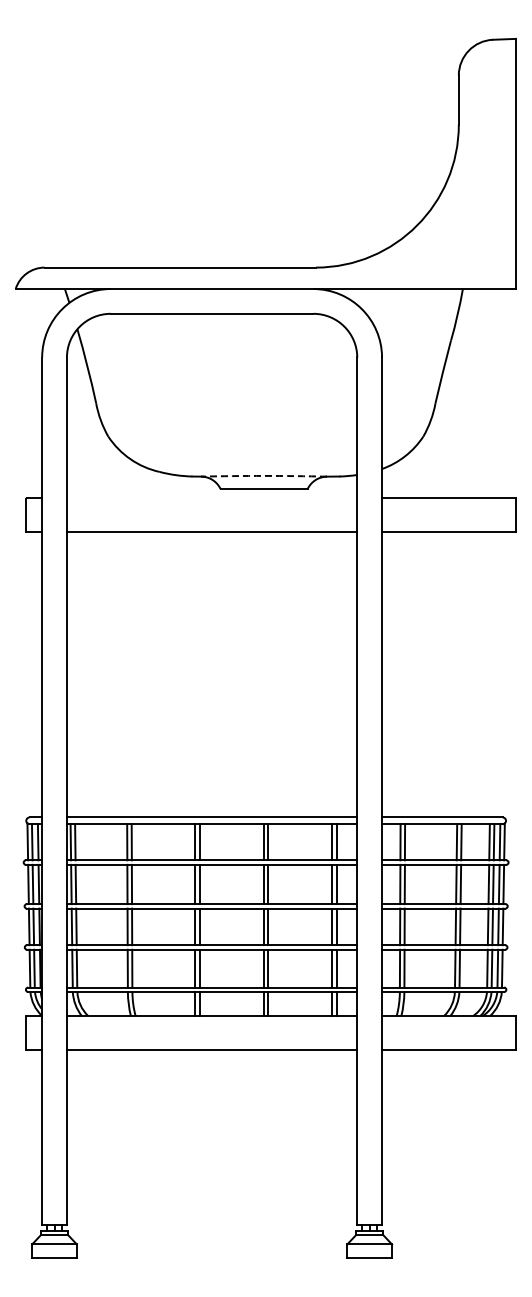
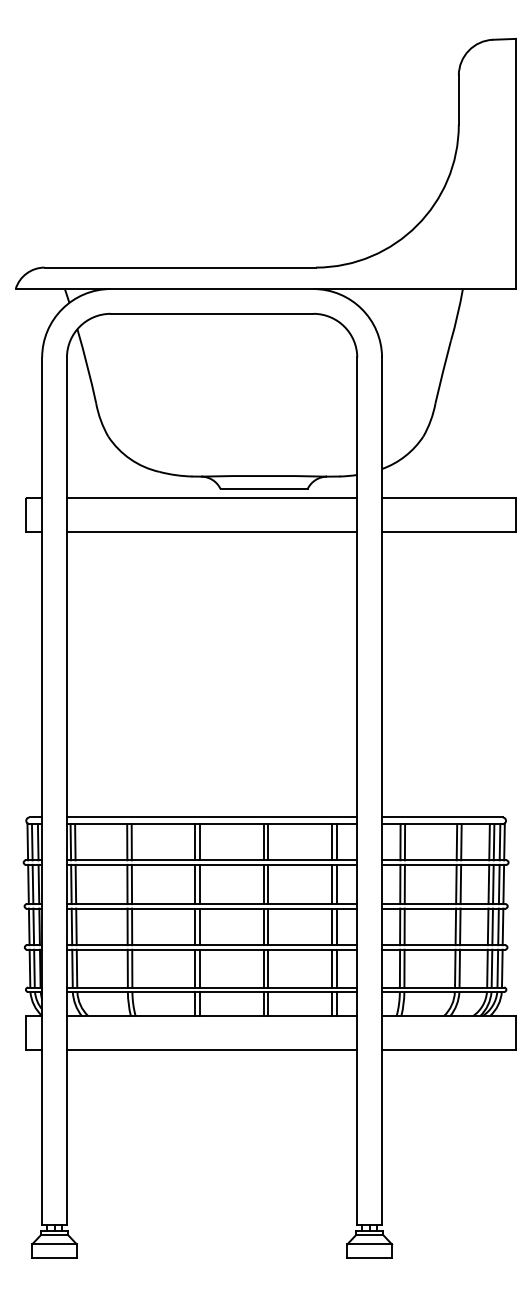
arc: dashed -> solid (264, 475)
line: none -> present (211, 498)
